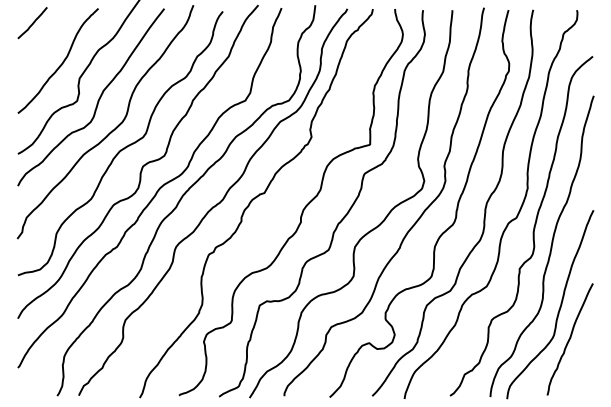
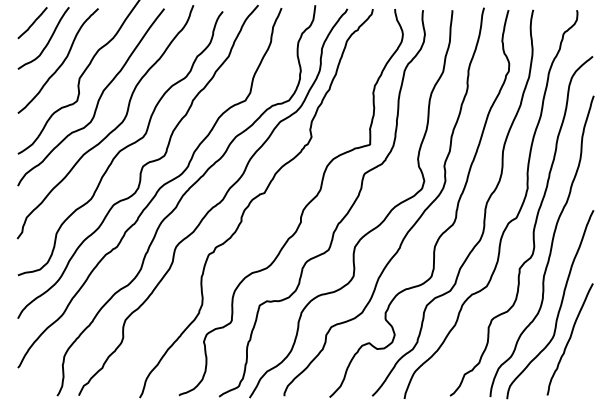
curve: none -> present (48, 40)
